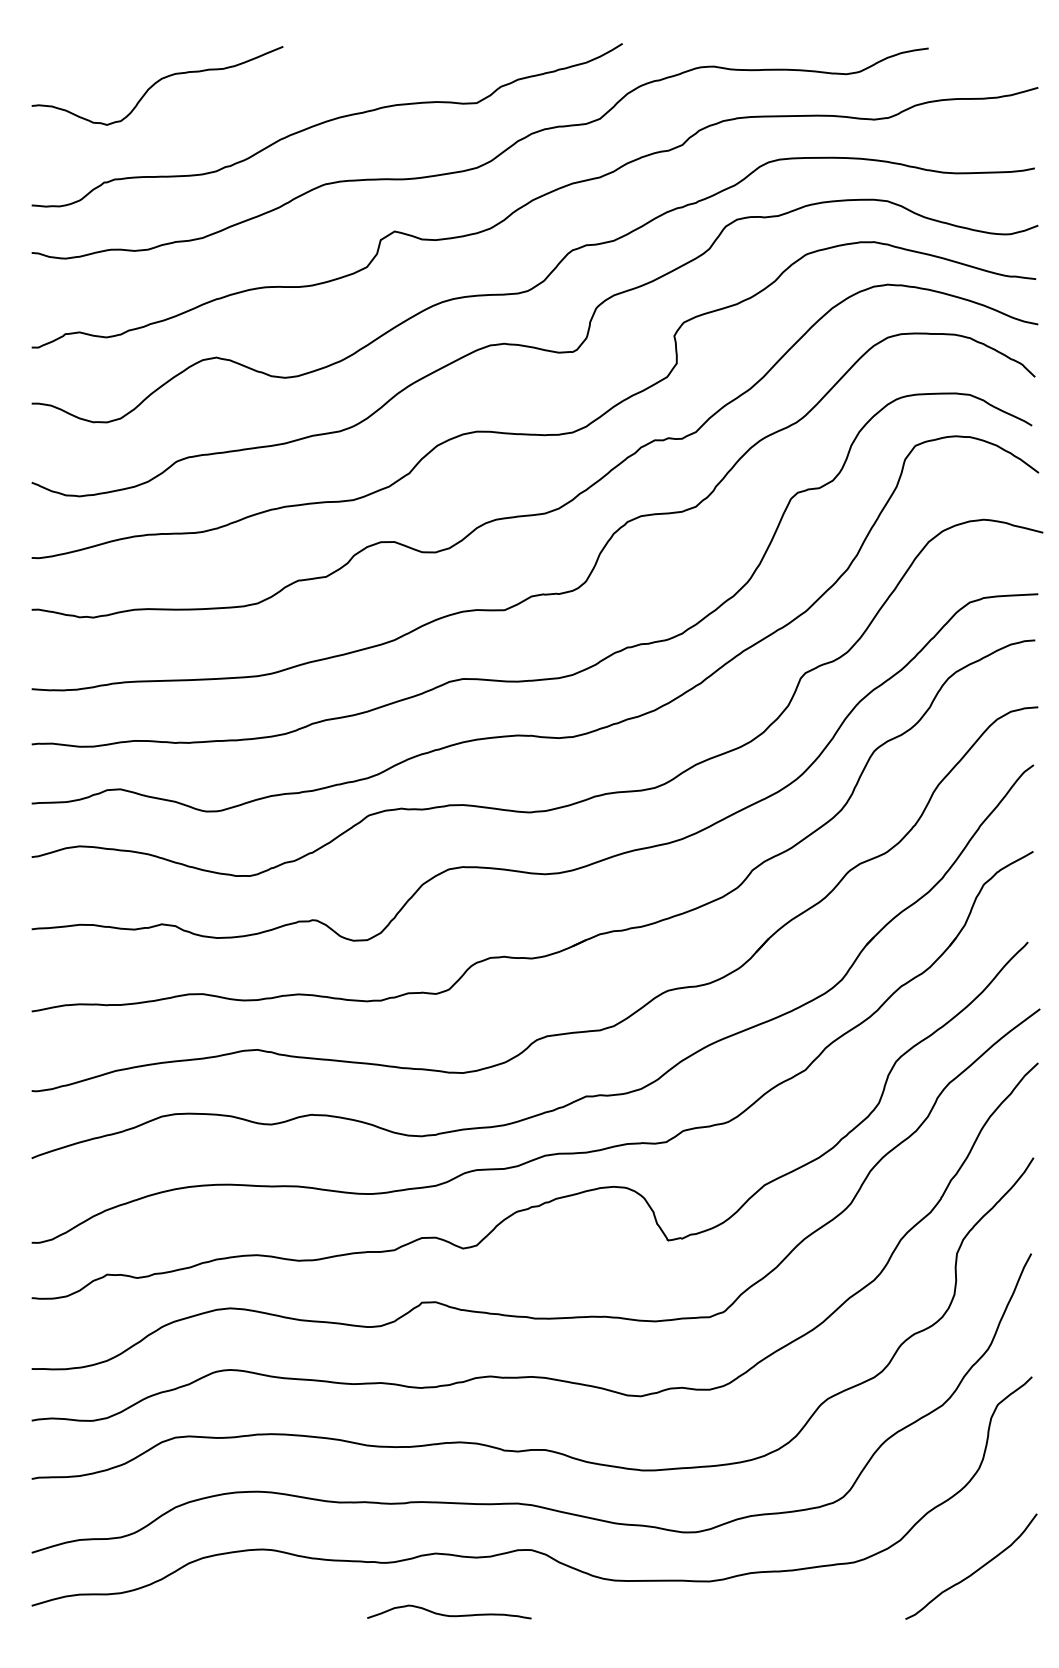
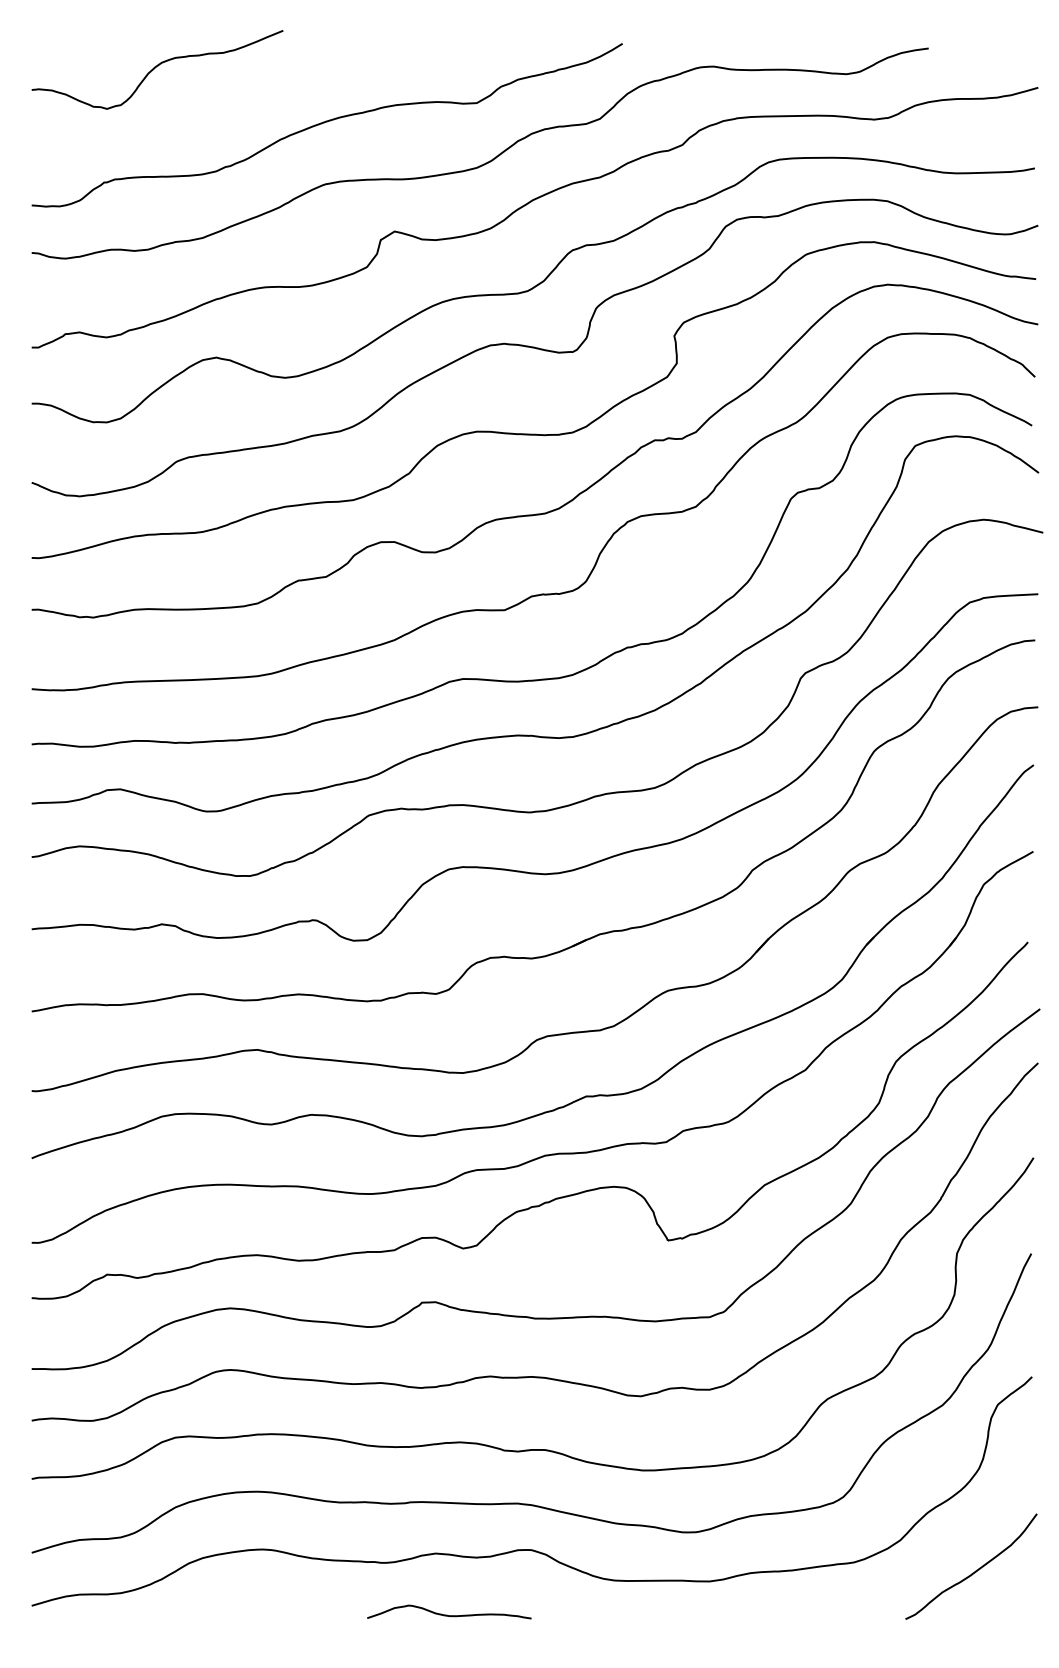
curve position: (156, 83) -> (156, 67) (156, 67)
